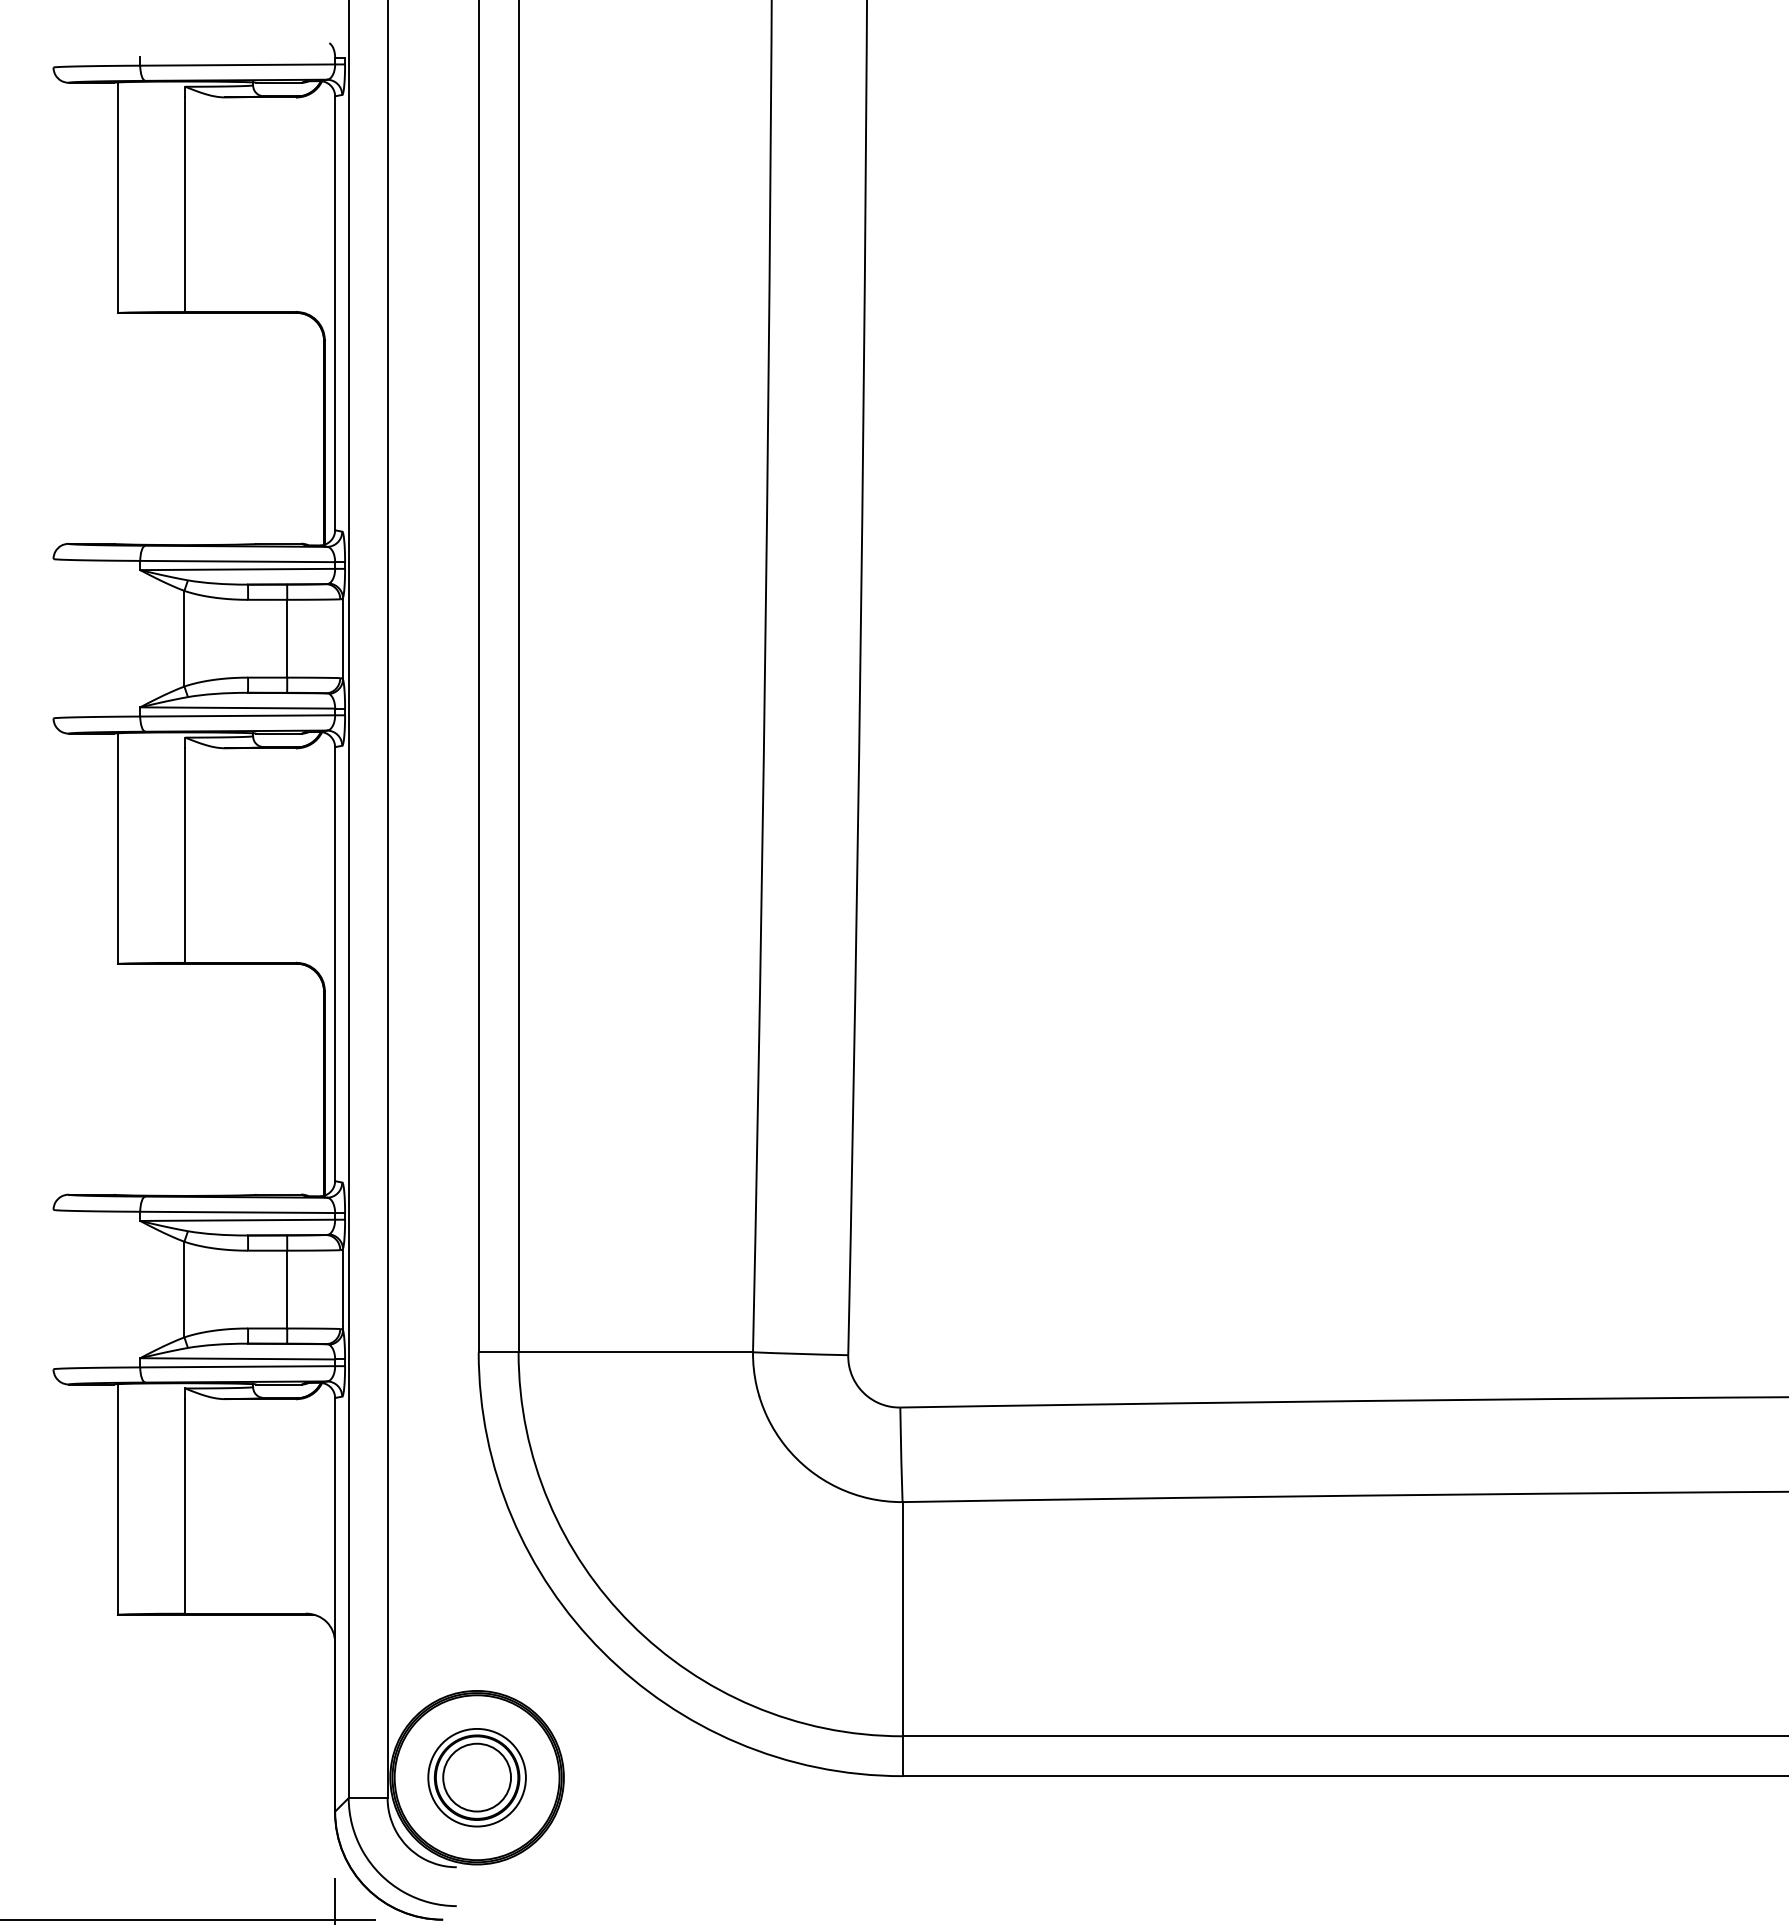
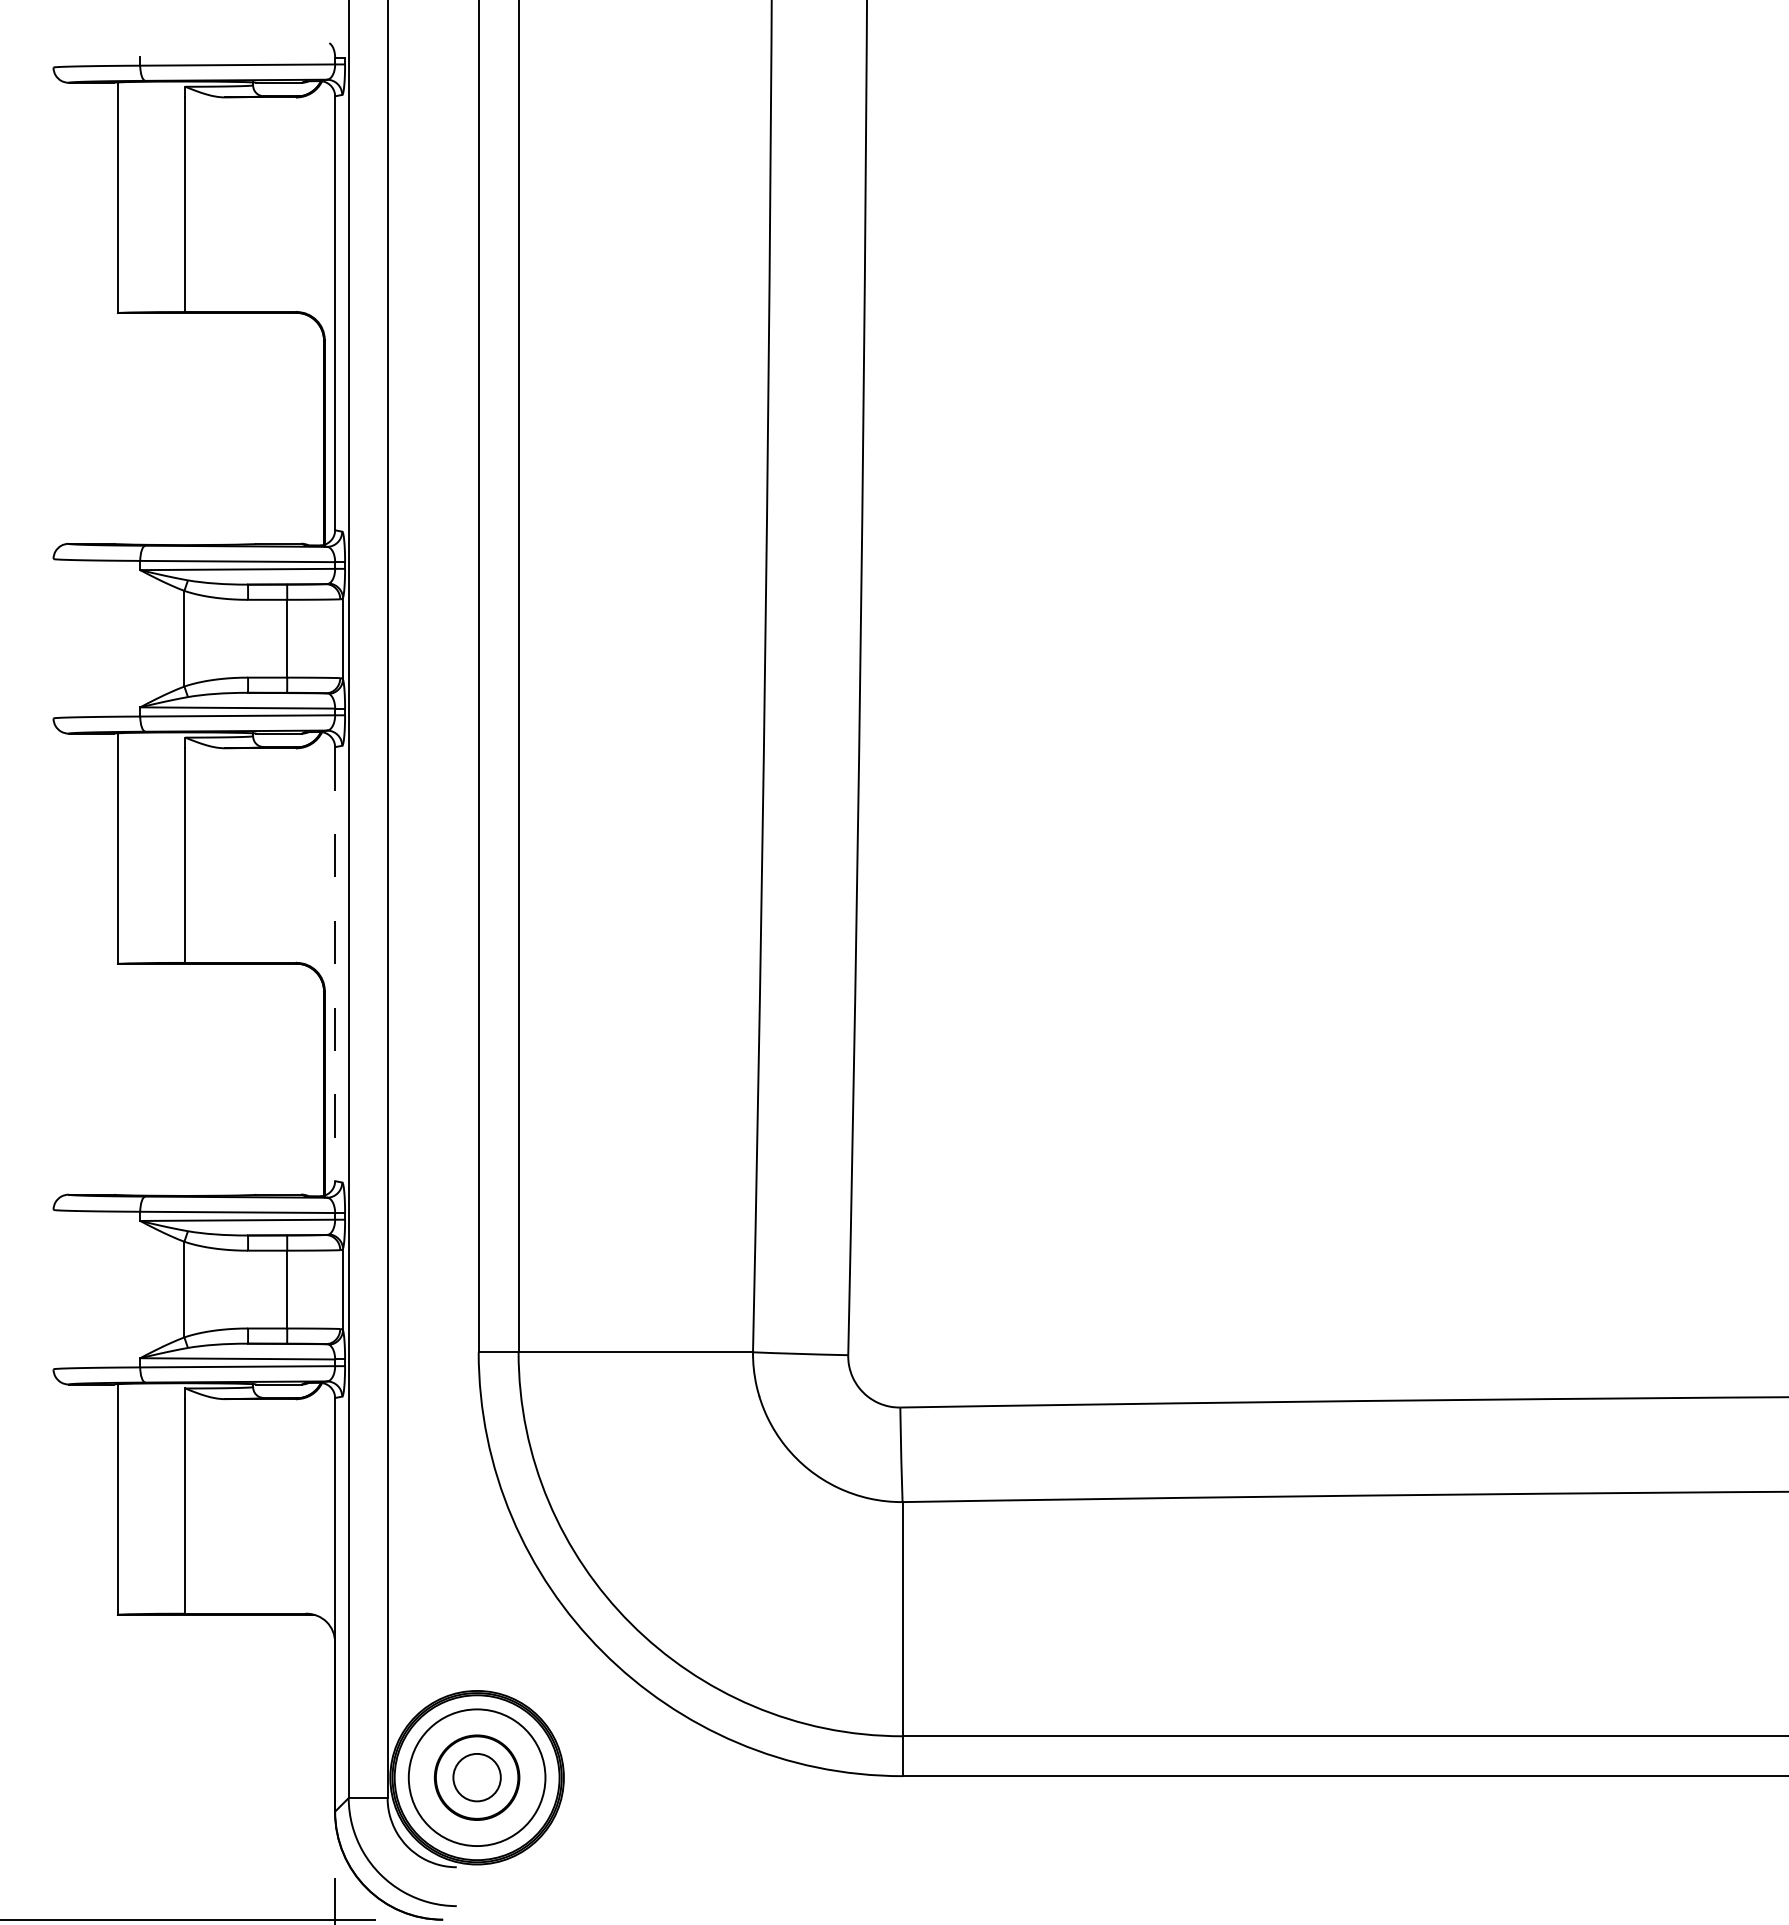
line: solid -> dashed (335, 964)
circle diameter: 98 px -> 137 px (476, 1777)
circle diameter: 68 px -> 47 px (476, 1777)
